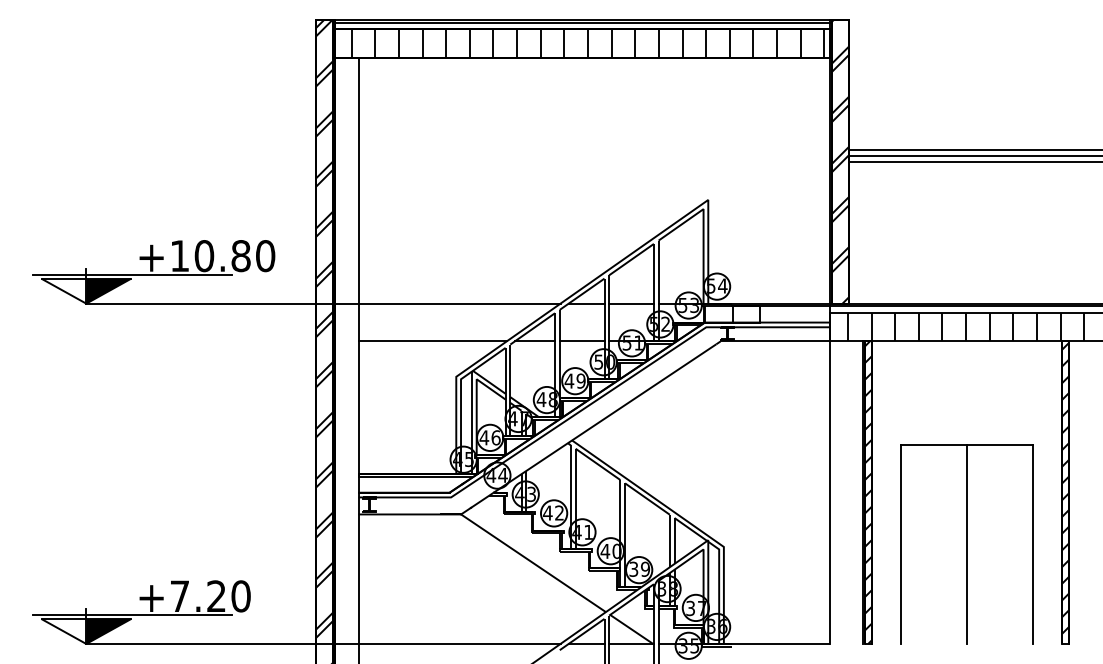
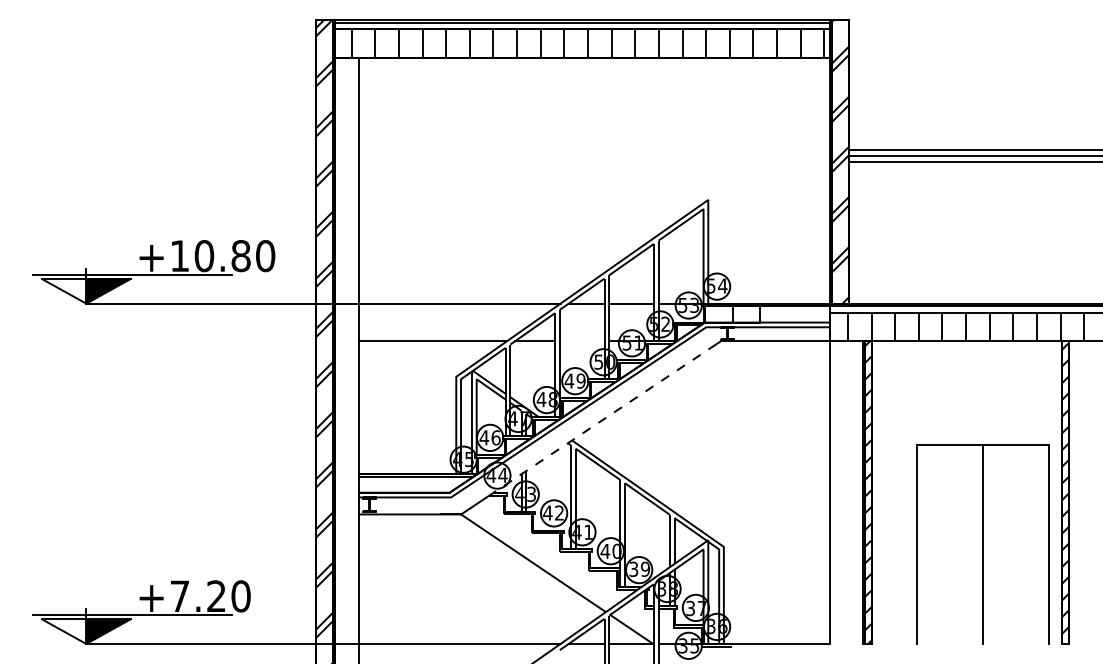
line: present -> none (581, 341)
line: solid -> dashed (606, 417)
part position: (966, 544) -> (982, 544) (982, 544)
